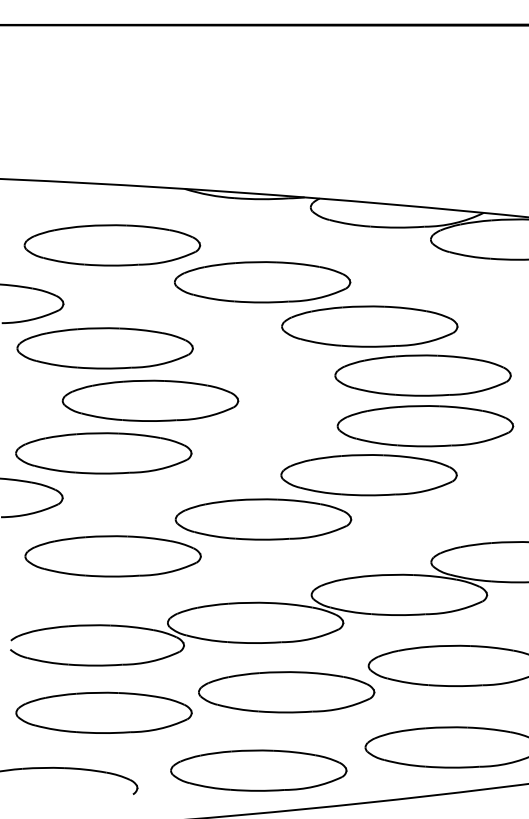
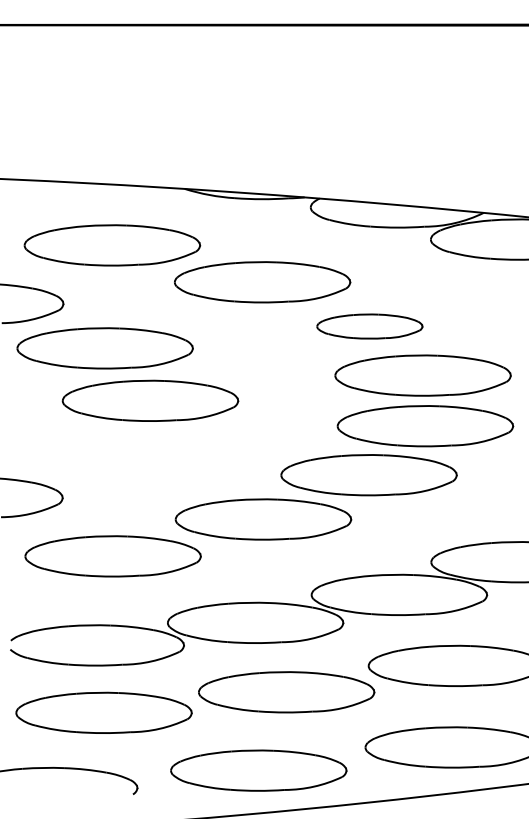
part size: 178x43 px -> 108x27 px (369, 326)
part: present -> none (103, 453)
